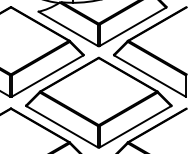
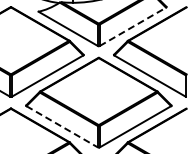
line: solid -> dashed (133, 26)
line: solid -> dashed (62, 127)
